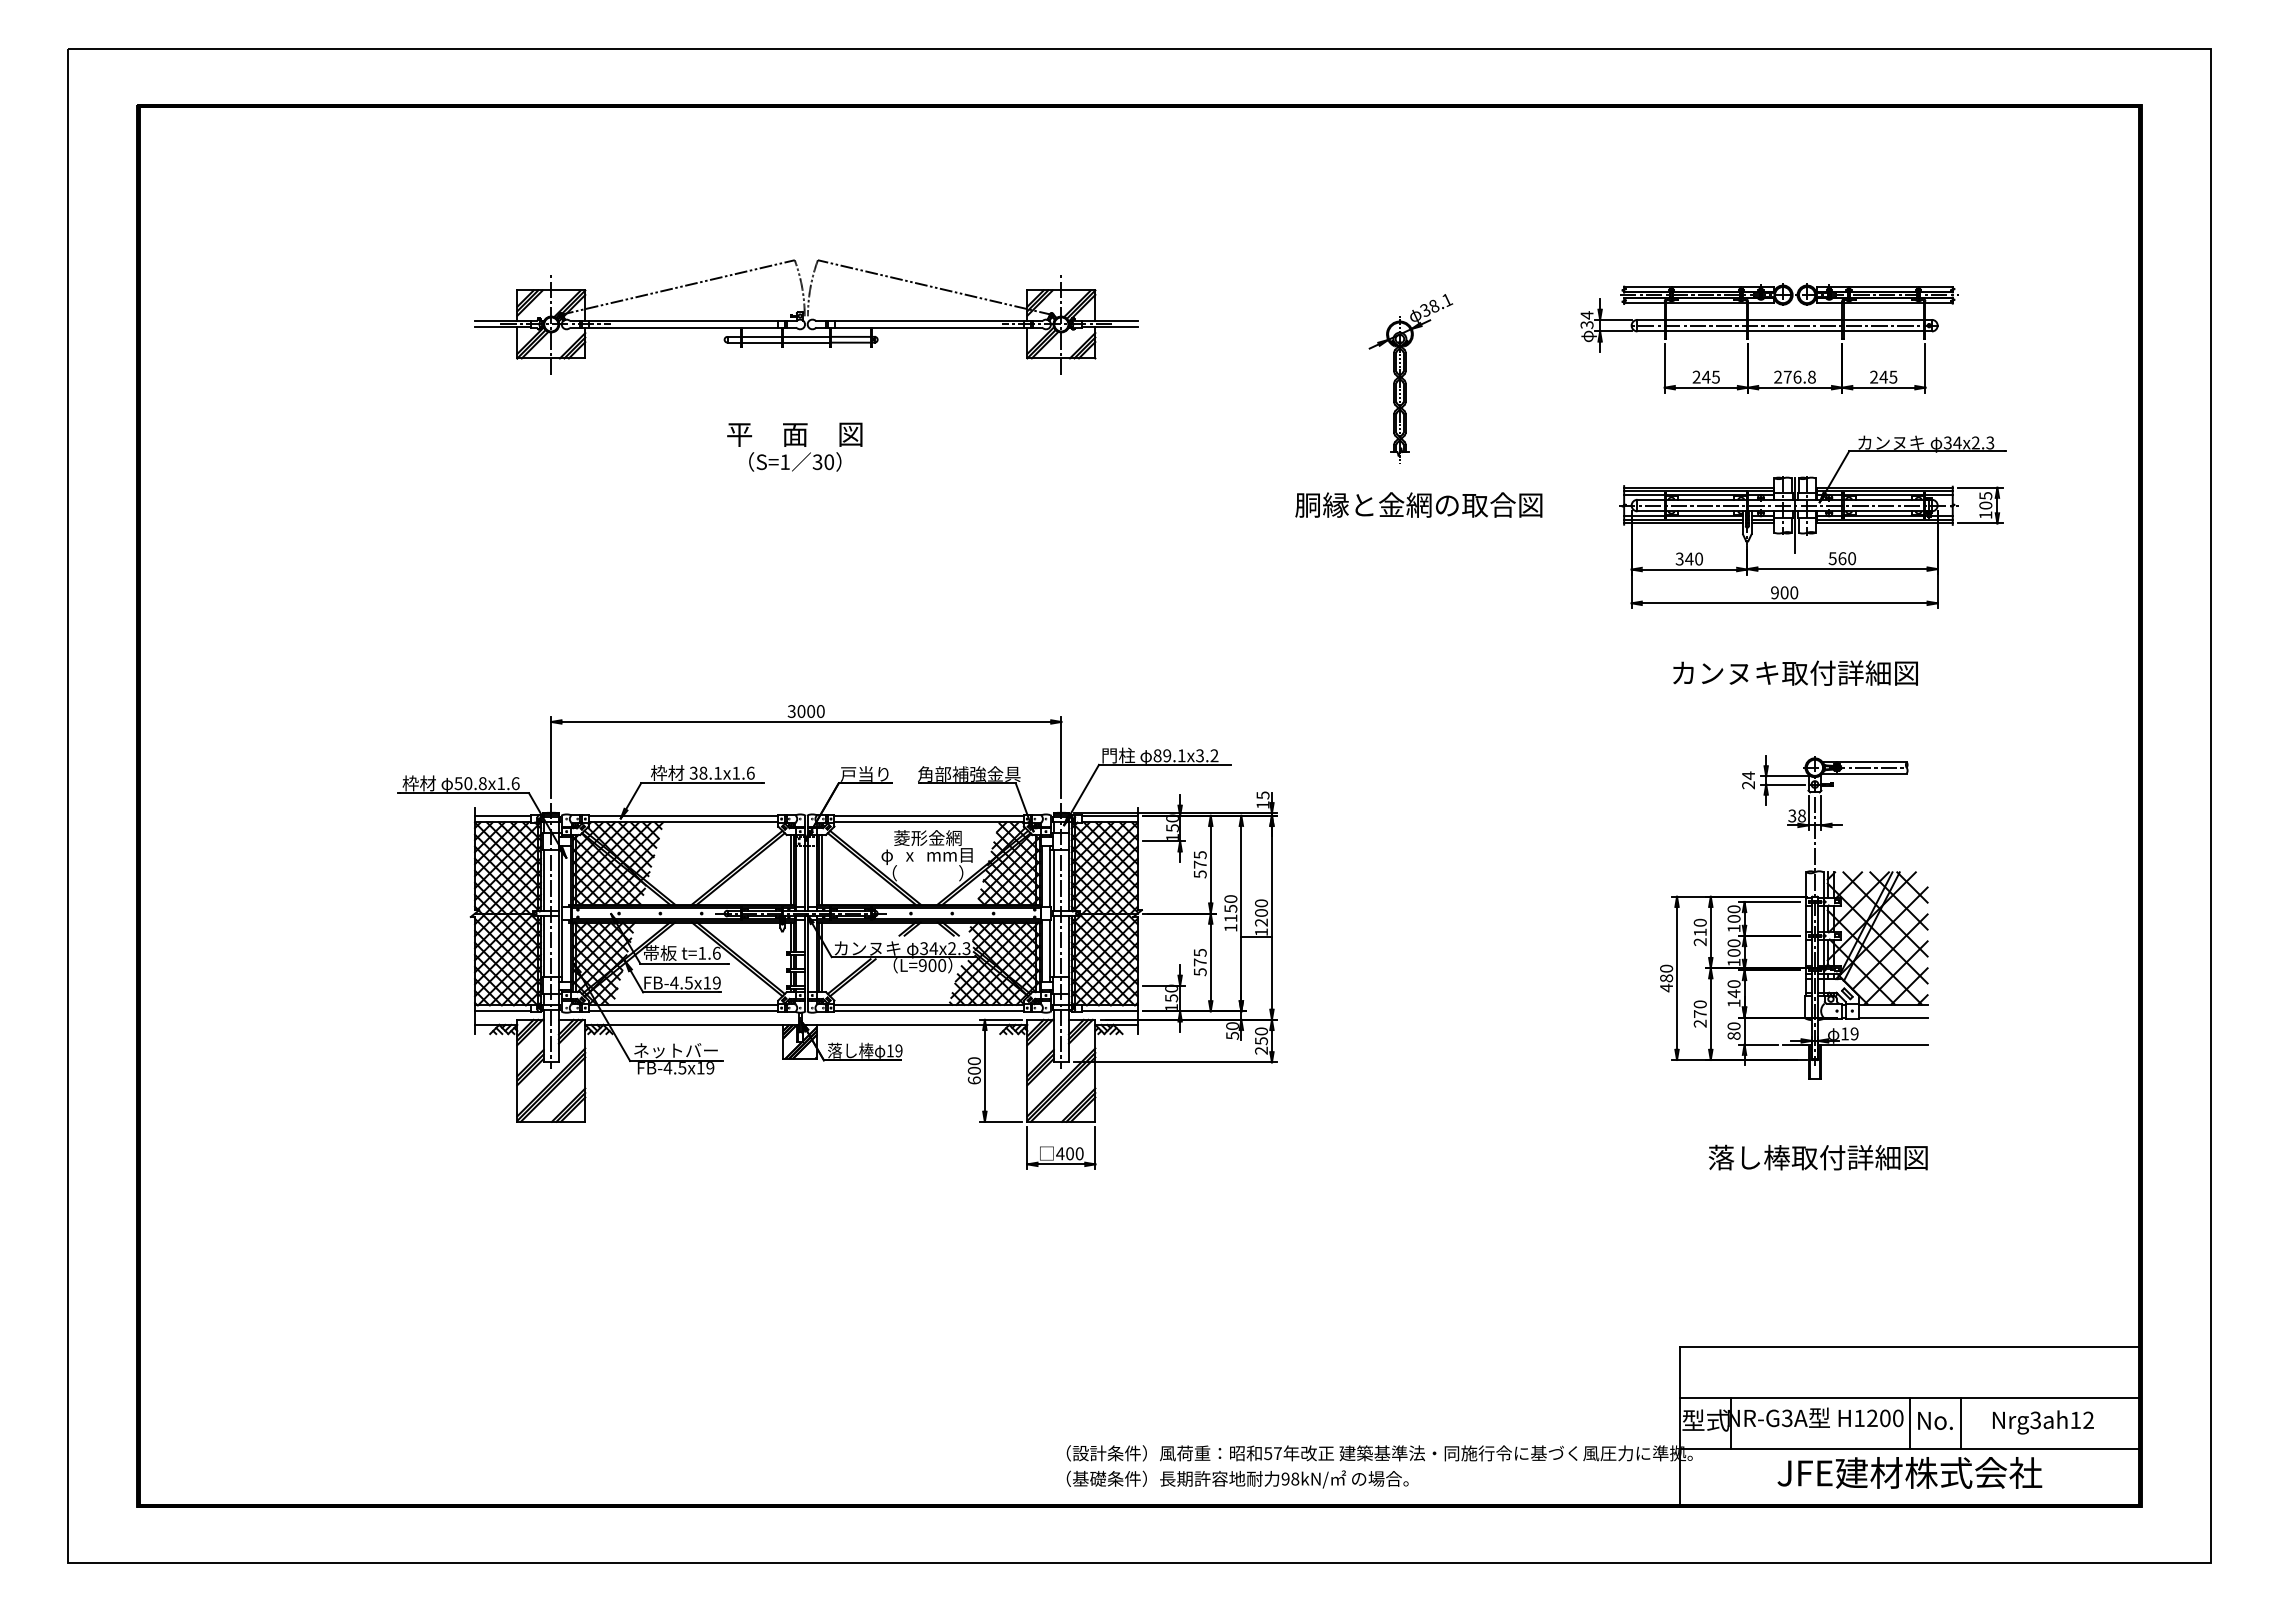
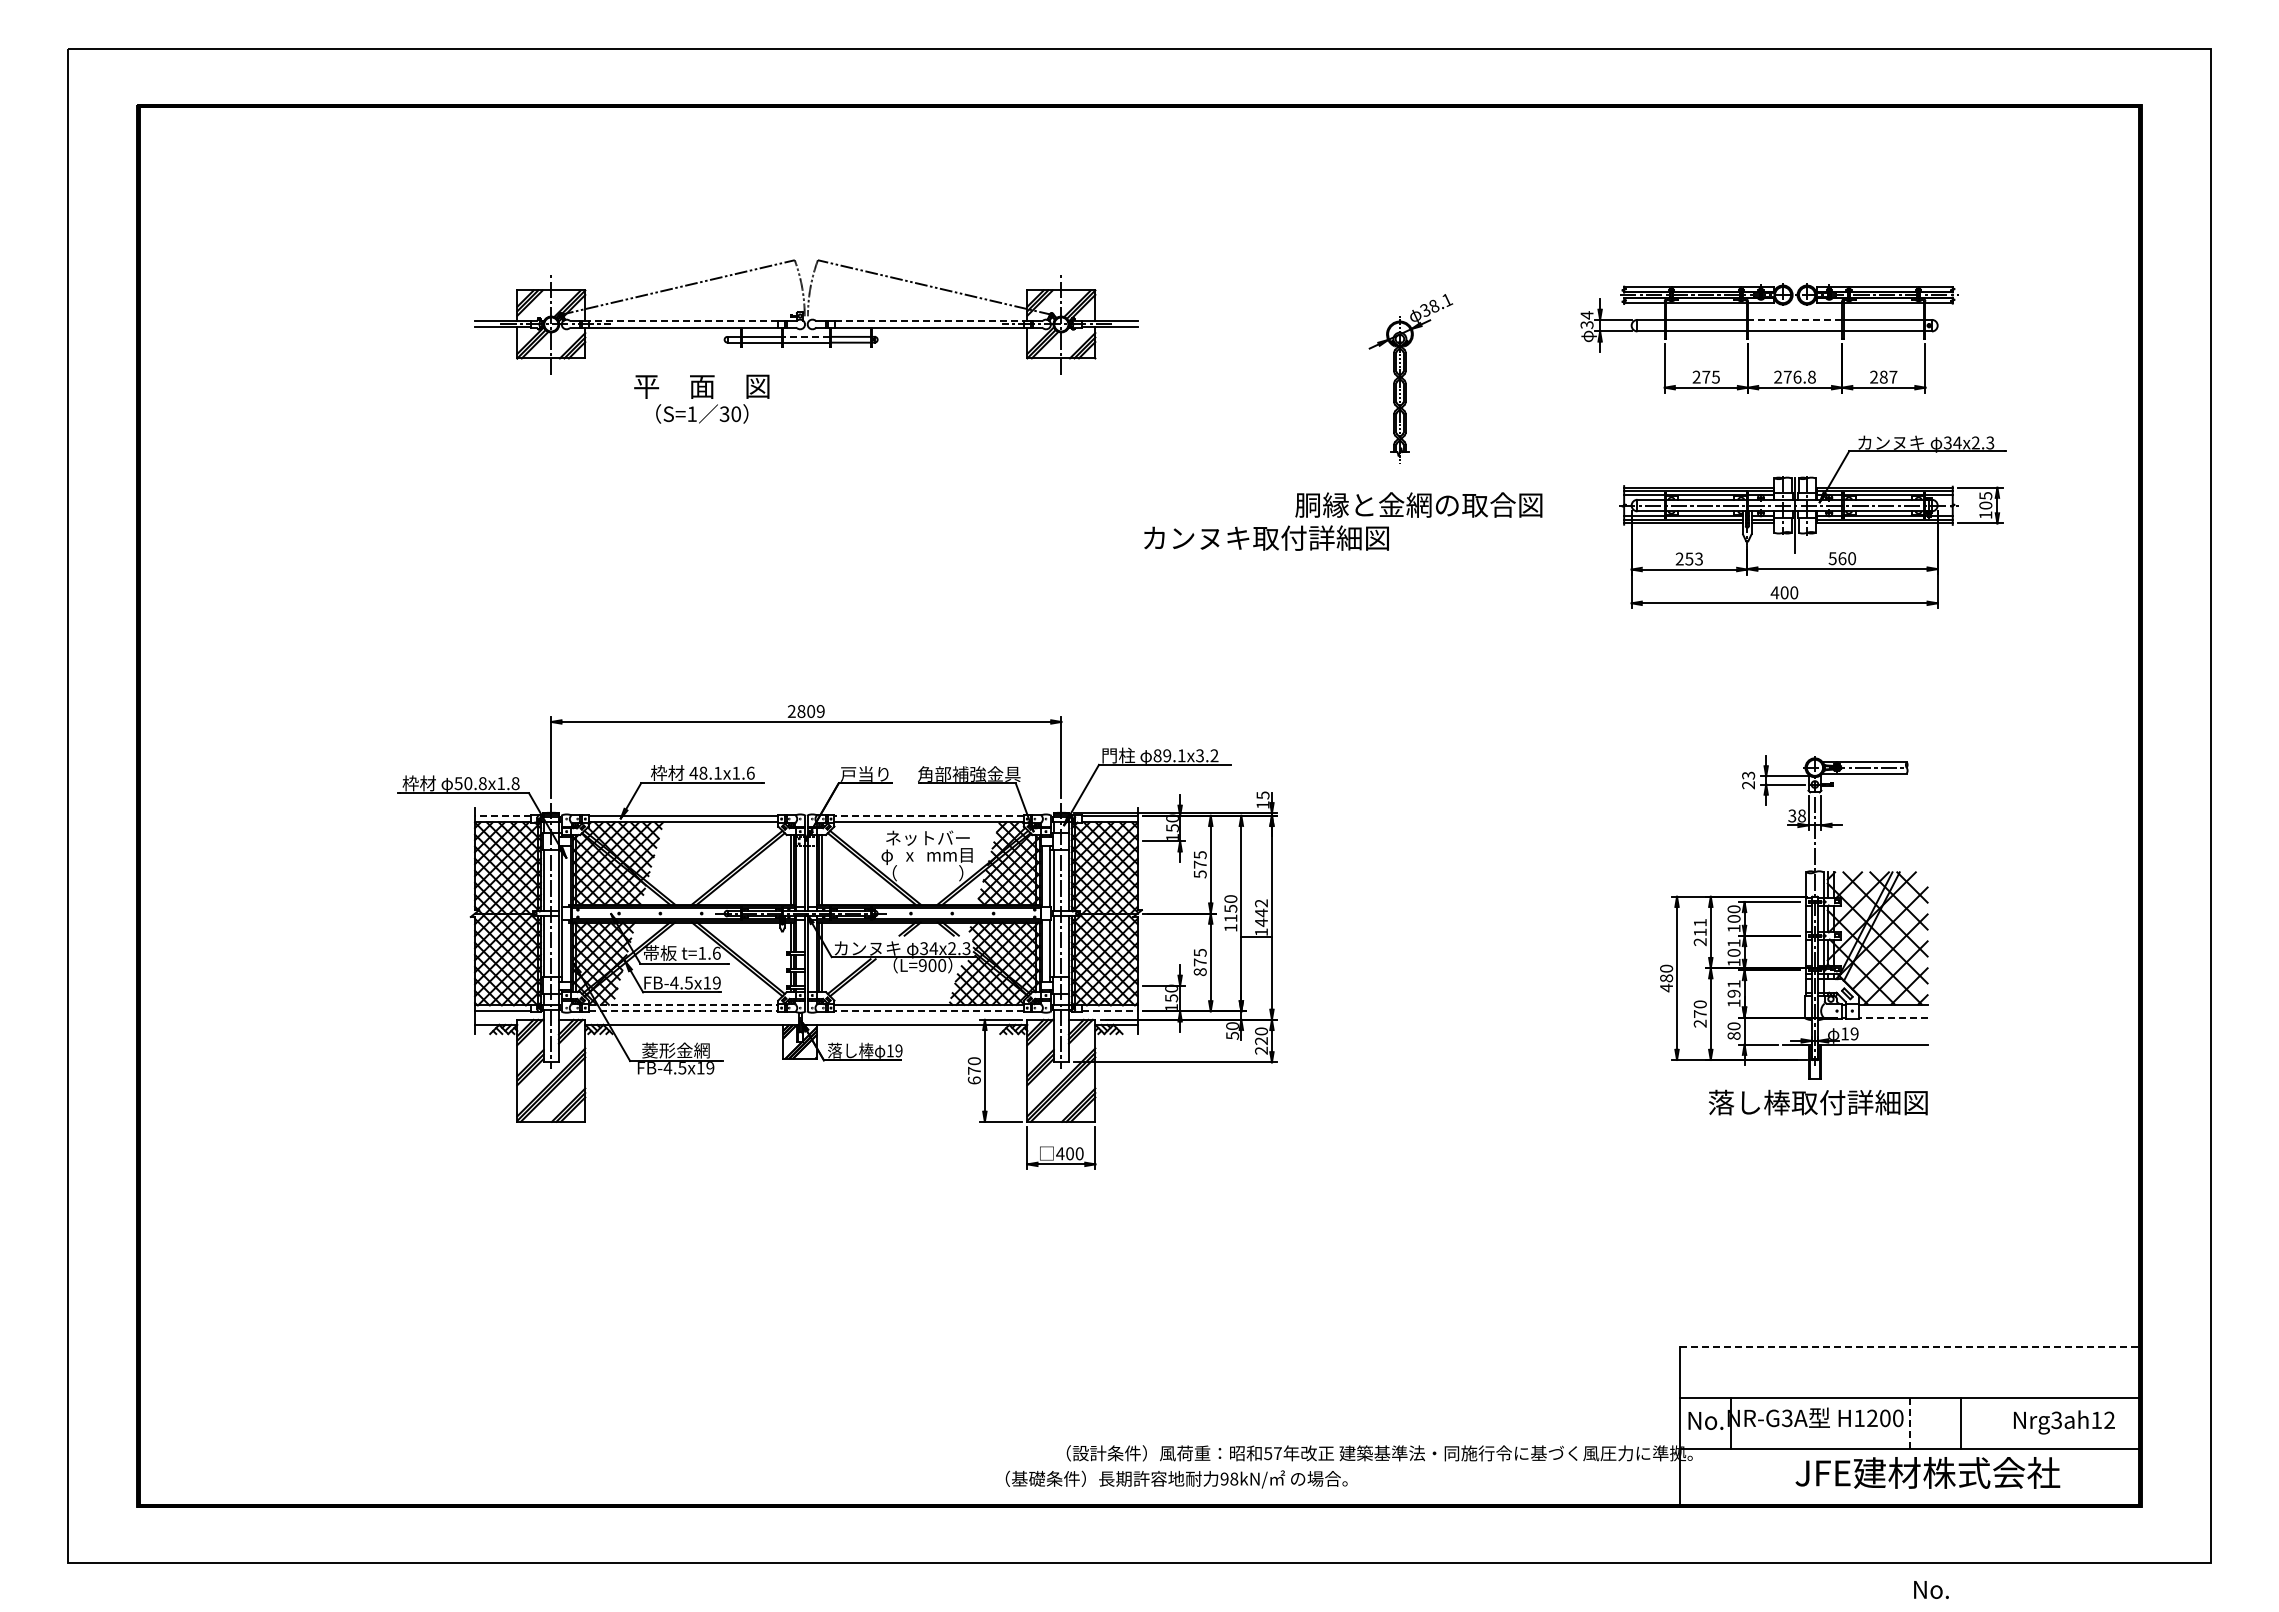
line: solid -> dashed (1794, 319)
line: solid -> dashed (683, 321)
line: solid -> dashed (929, 321)
line: present -> none (1784, 325)
line: solid -> dashed (806, 336)
text: 245 -> 275 (1706, 376)
text: 245 -> 287 (1888, 376)
text position: (794, 446) -> (701, 398) (701, 398)
text: 340 -> 253 (1688, 558)
text: 900 -> 400 (1774, 592)
text position: (1795, 672) -> (1266, 537) (1266, 537)
text: 3000 -> 2809 (805, 711)
text: 38.1x1.6 -> 48.1x1.6 (693, 772)
text: 24 -> 23 (1748, 775)
text: 50.8x1.6 -> 50.8x1.8 (515, 783)
line: solid -> dashed (502, 815)
line: solid -> dashed (929, 815)
text: 菱形金網 -> ネットバー (927, 837)
text: 1200 -> 1442 (1261, 913)
text: 210 -> 211 (1699, 922)
text: 100 -> 101 (1733, 943)
text: 575 -> 875 (1199, 972)
text: 140 -> 191 (1733, 989)
line: solid -> dashed (683, 1004)
line: solid -> dashed (683, 1011)
line: solid -> dashed (929, 1011)
line: solid -> dashed (1109, 1011)
line: solid -> dashed (1892, 1017)
text: 250 -> 220 (1261, 1041)
text: ネットバー -> 菱形金網 (675, 1050)
text: 600 -> 670 (973, 1070)
text position: (1817, 1157) -> (1817, 1102) (1817, 1102)
line: solid -> dashed (1909, 1346)
text: 型式 -> No. (1705, 1420)
text position: (1935, 1420) -> (1931, 1589) (1931, 1589)
text position: (2043, 1422) -> (2064, 1422) (2064, 1422)
line: solid -> dashed (1909, 1423)
text position: (1909, 1472) -> (1927, 1472) (1927, 1472)
text position: (1237, 1479) -> (1176, 1479) (1176, 1479)
